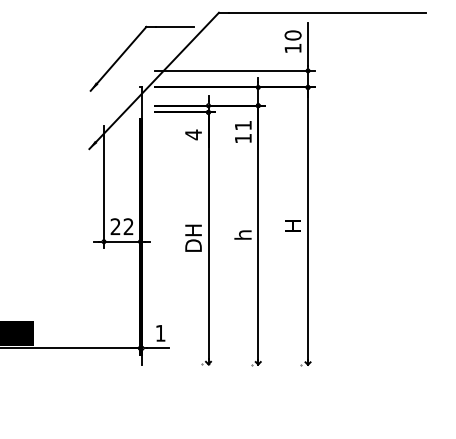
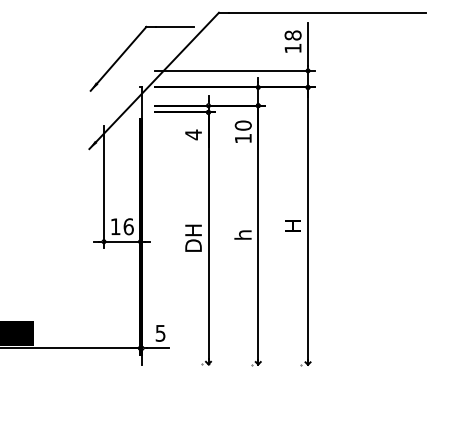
text: 10 -> 18 (293, 35)
text: 11 -> 10 (242, 125)
text: 22 -> 16 (121, 226)
text: 1 -> 5 (160, 333)
